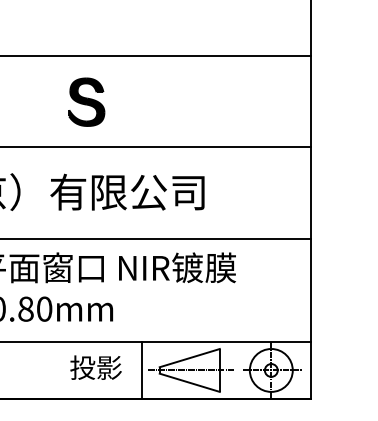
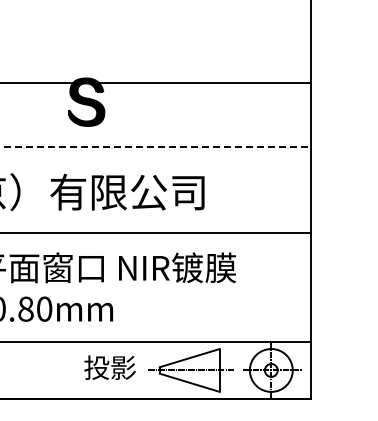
line position: (156, 55) -> (156, 82) (156, 82)
line: solid -> dashed (156, 147)
line position: (156, 238) -> (156, 232) (156, 232)
text position: (95, 367) -> (109, 367) (109, 367)
line: present -> none (142, 370)
